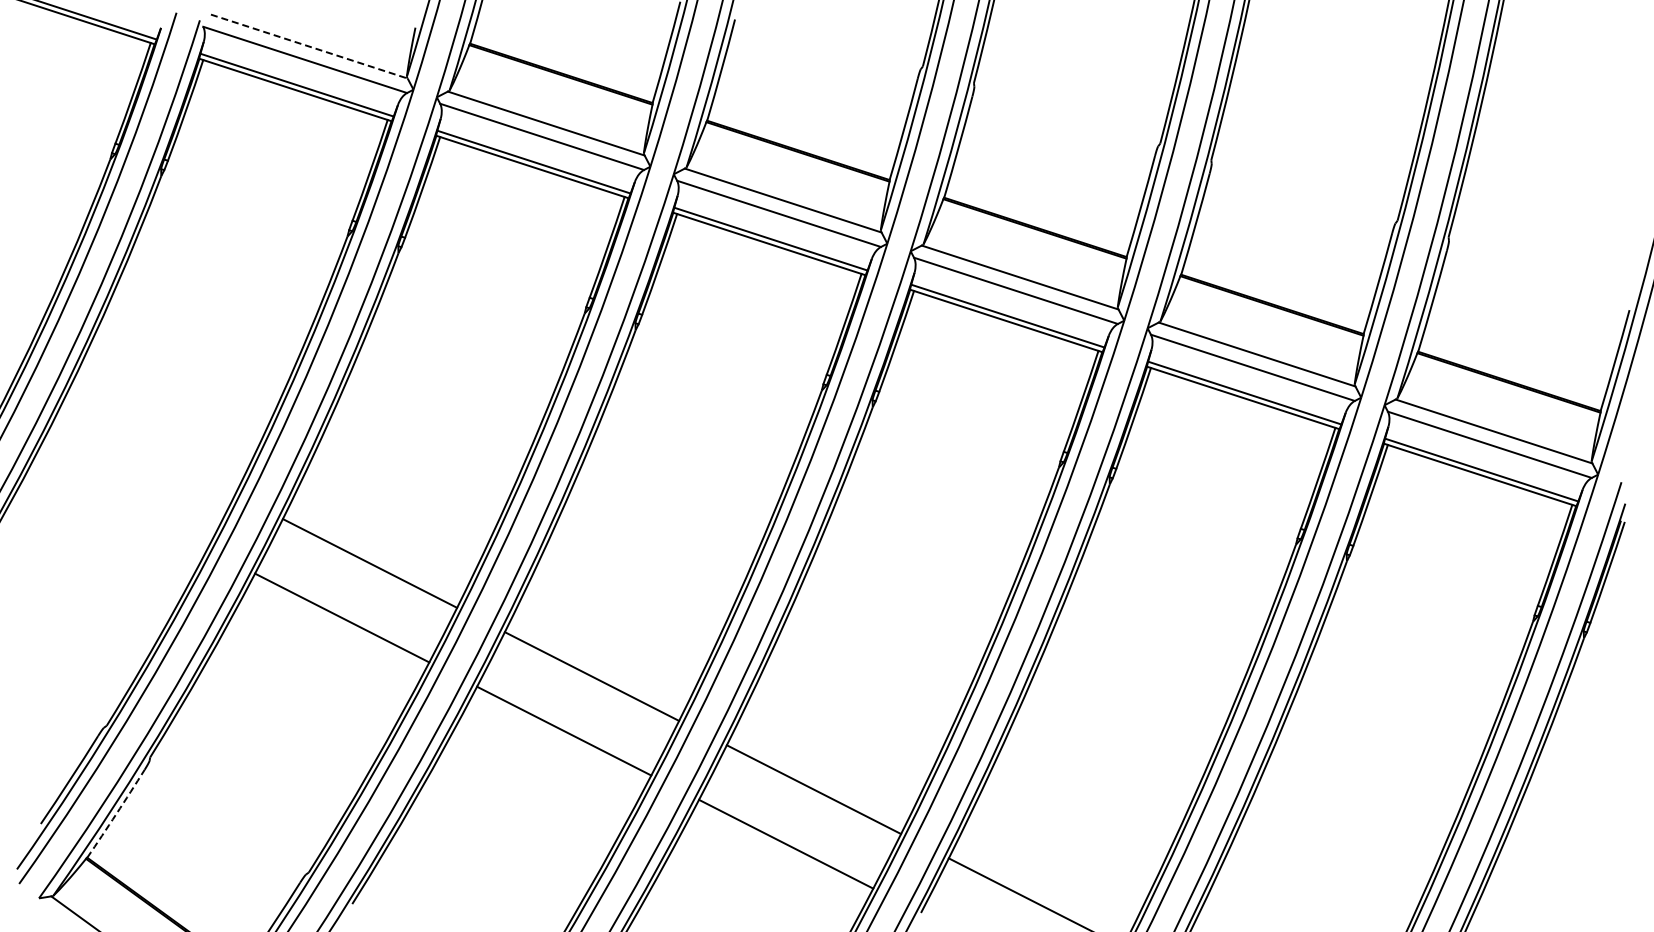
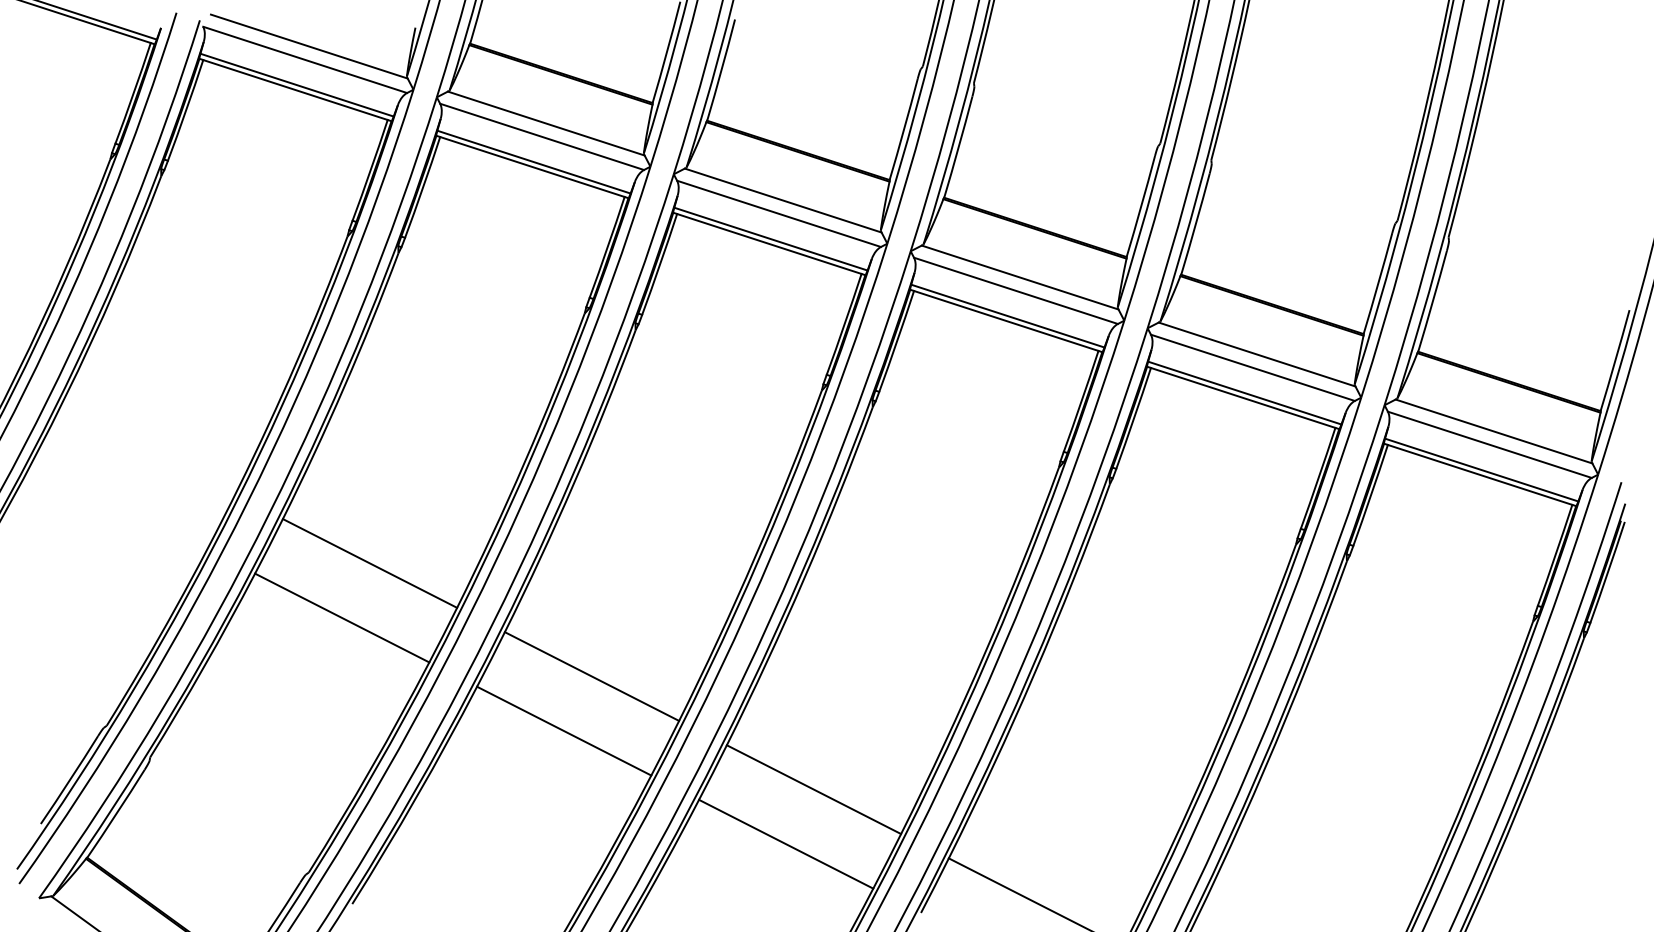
line: dashed -> solid (309, 46)
arc: dashed -> solid (116, 814)
